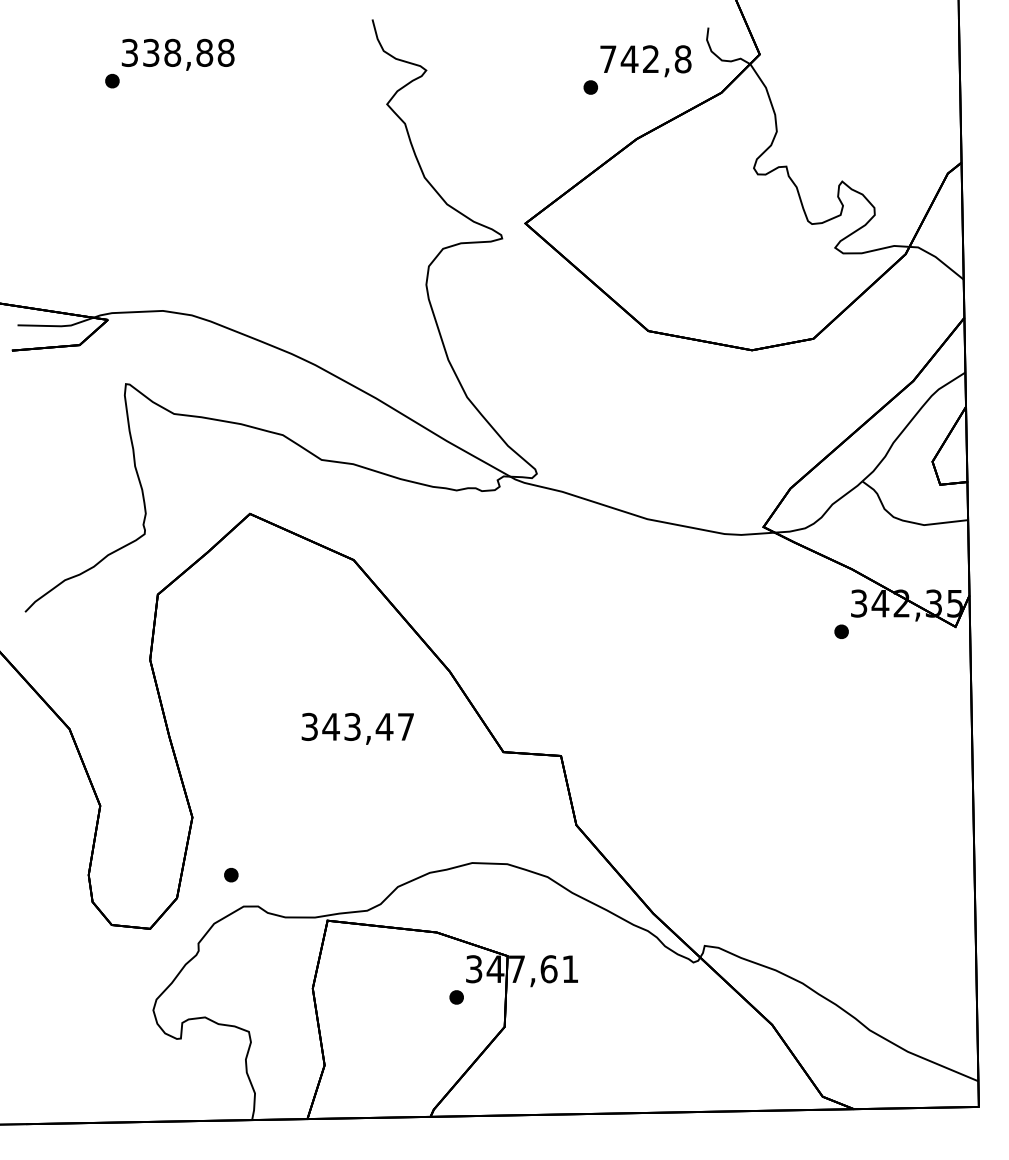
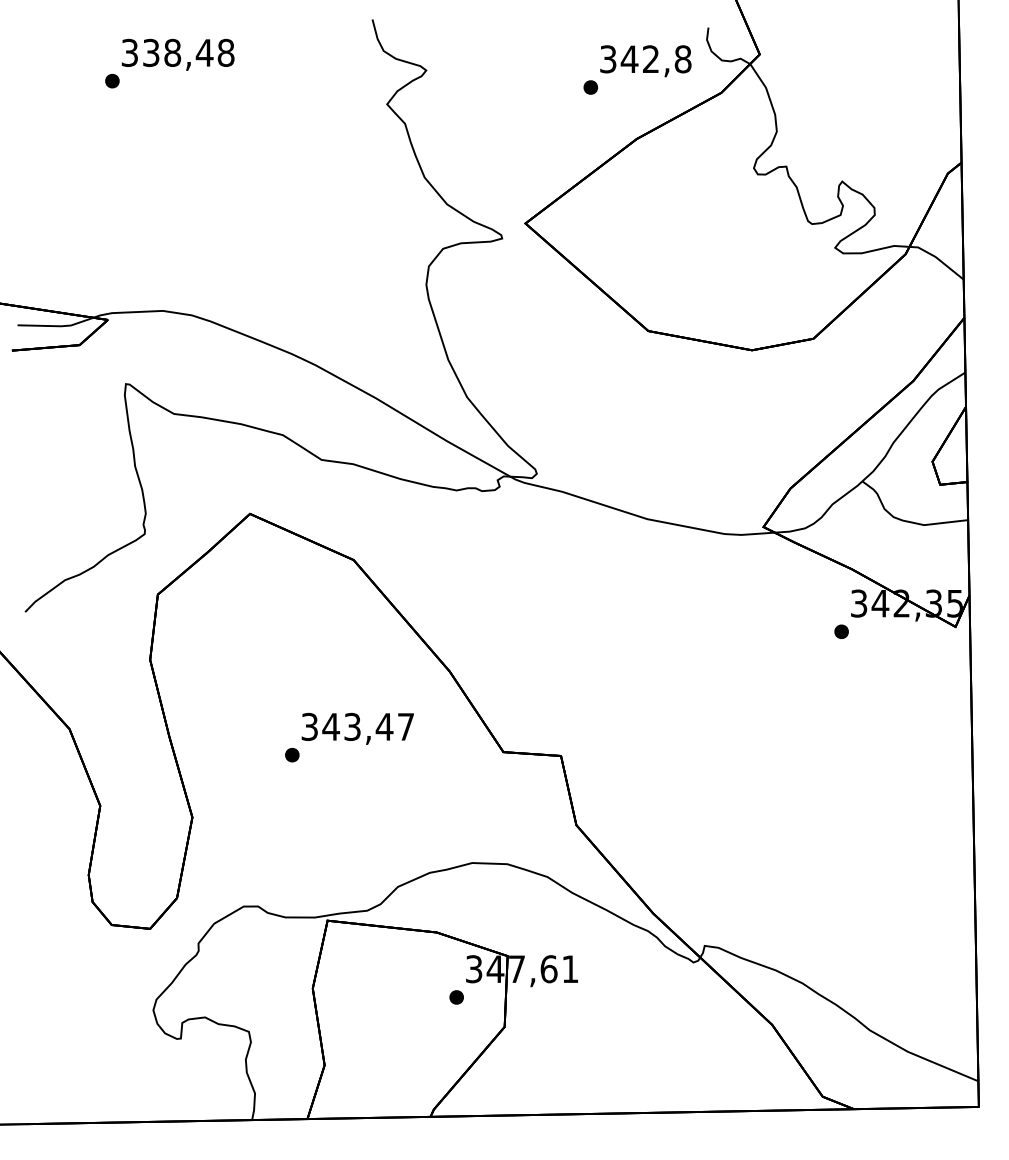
text: 338,88 -> 338,48 (204, 52)
text: 742,8 -> 342,8 (608, 59)
part position: (231, 875) -> (292, 755) (292, 755)
